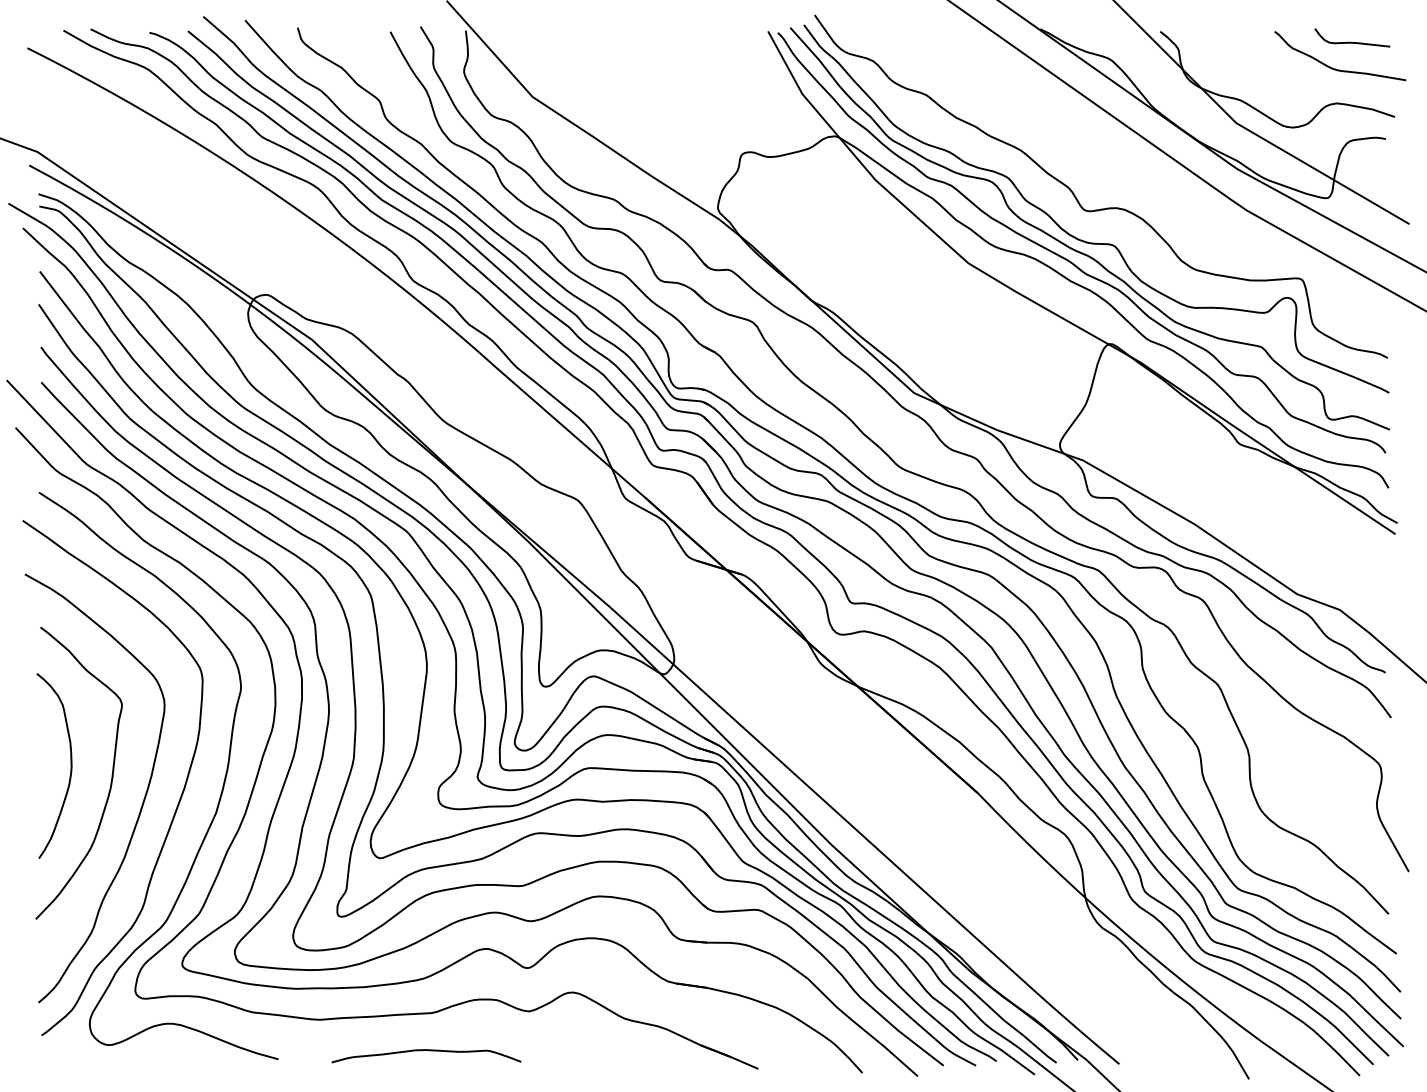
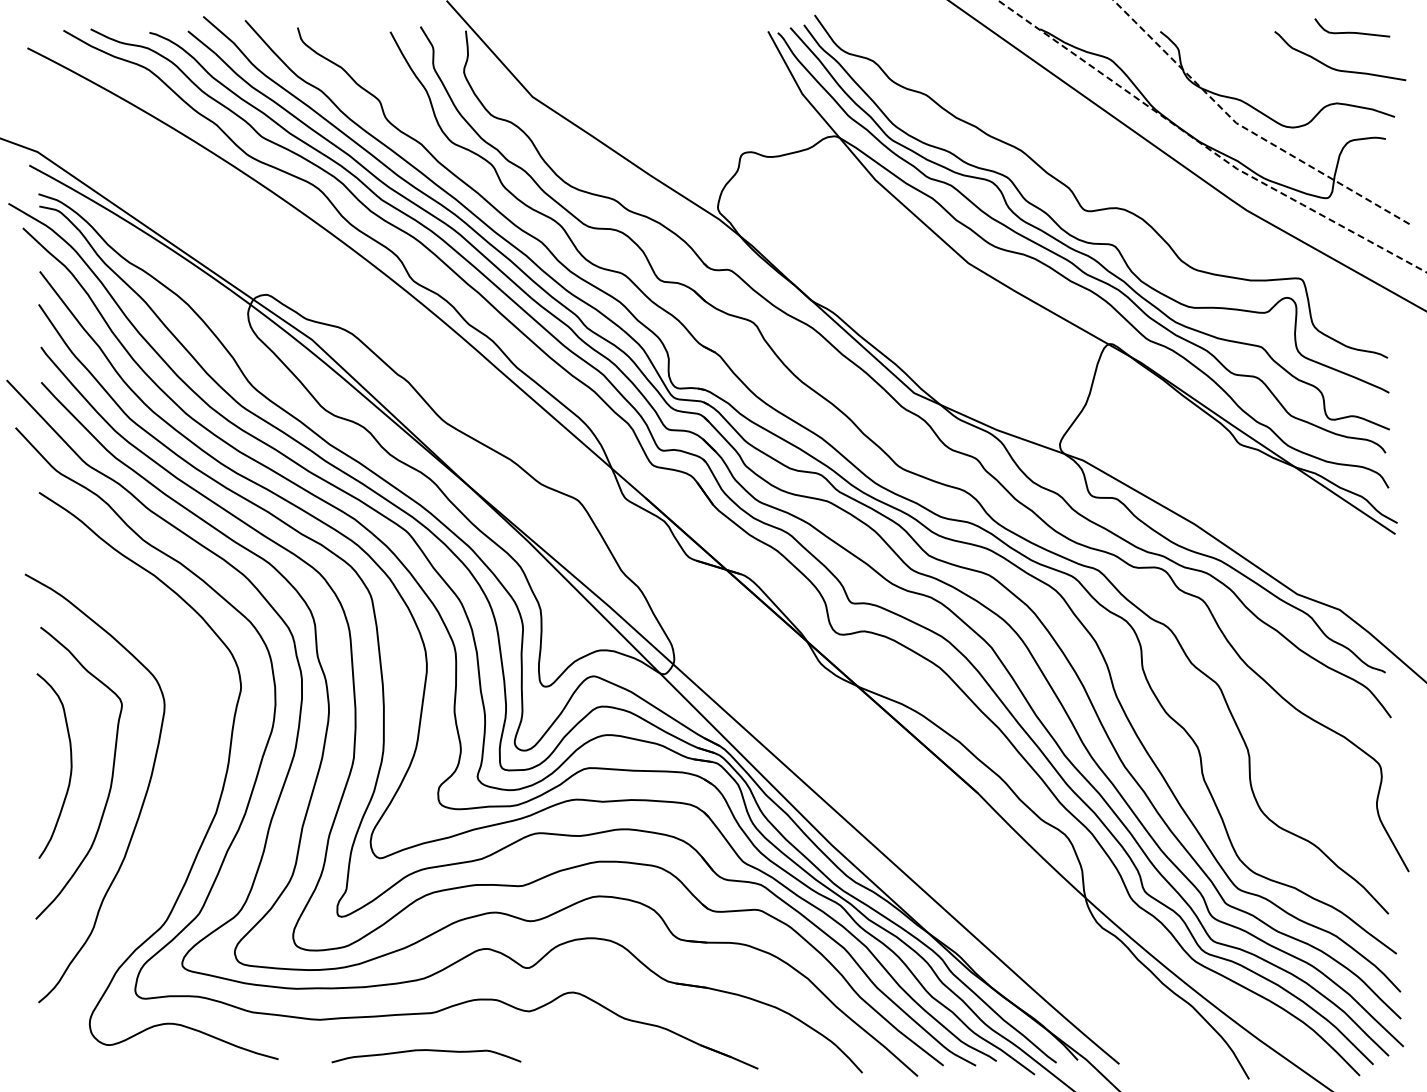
curve position: (1350, 41) -> (1350, 31) (1350, 31)
line: solid -> dashed (1247, 129)
line: solid -> dashed (1206, 147)
curve: present -> none (177, 803)
